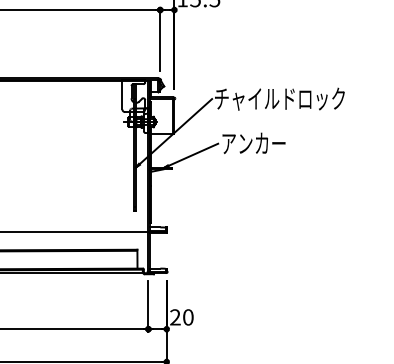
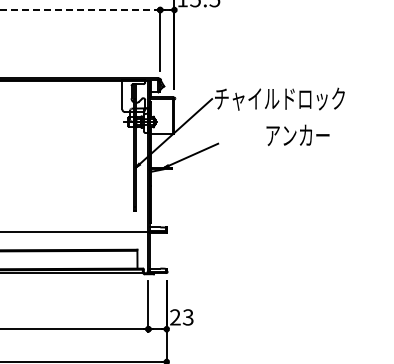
line: solid -> dashed (78, 10)
text position: (253, 142) -> (297, 134) (297, 134)
text: 20 -> 23 (187, 317)
